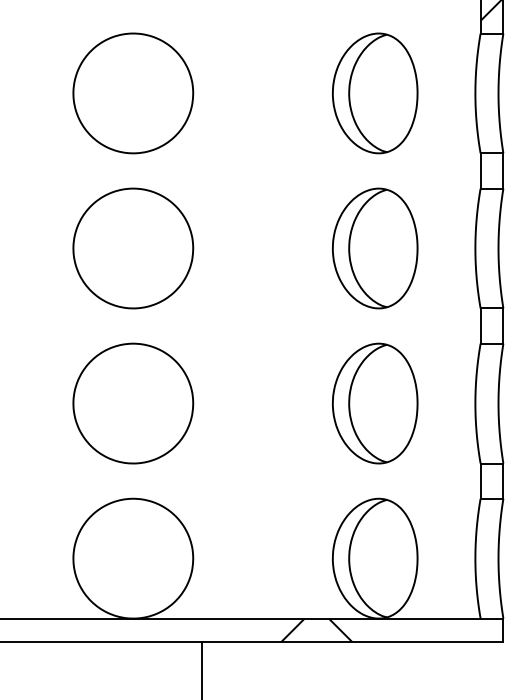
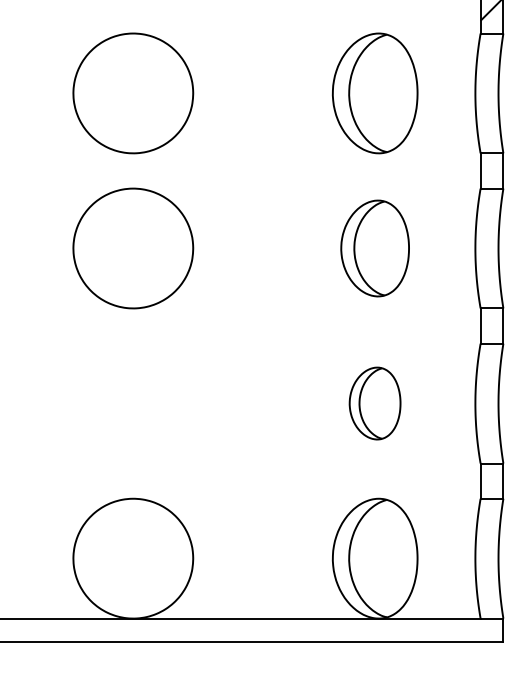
part size: 88x123 px -> 70x99 px (374, 248)
part: present -> none (133, 403)
part size: 88x123 px -> 54x75 px (374, 403)
hatch: present -> none (316, 630)
line: present -> none (201, 669)
